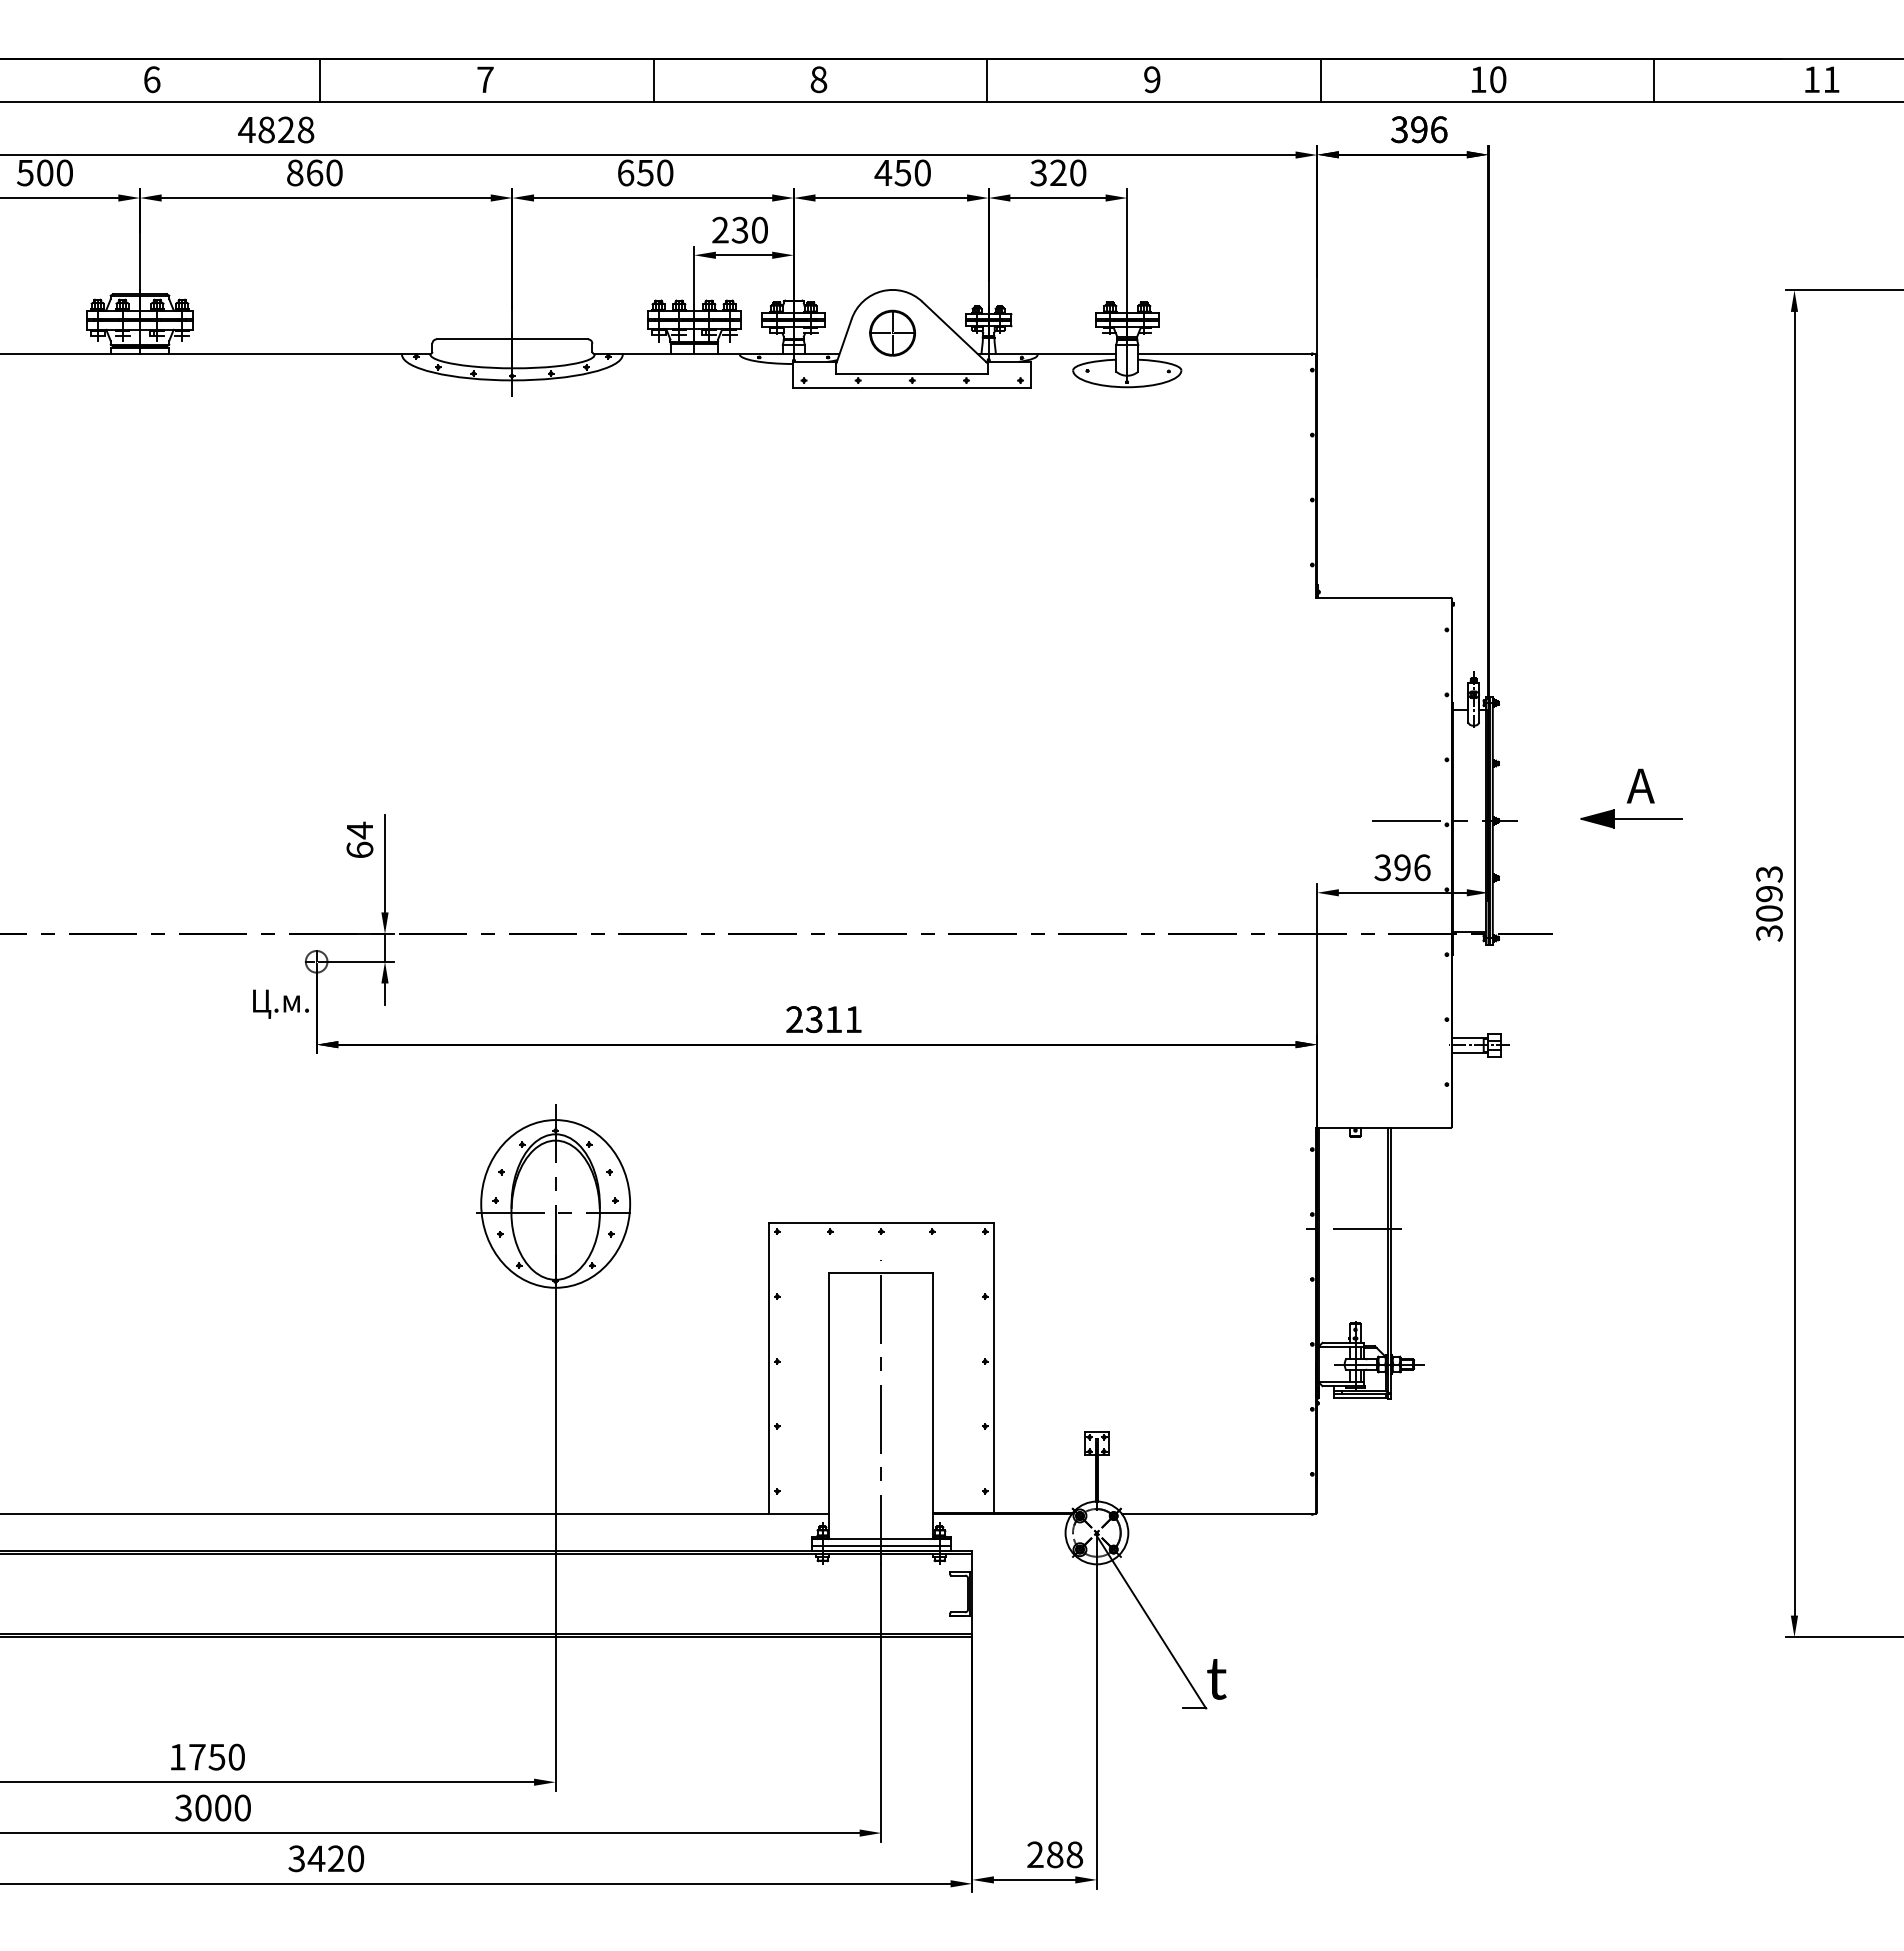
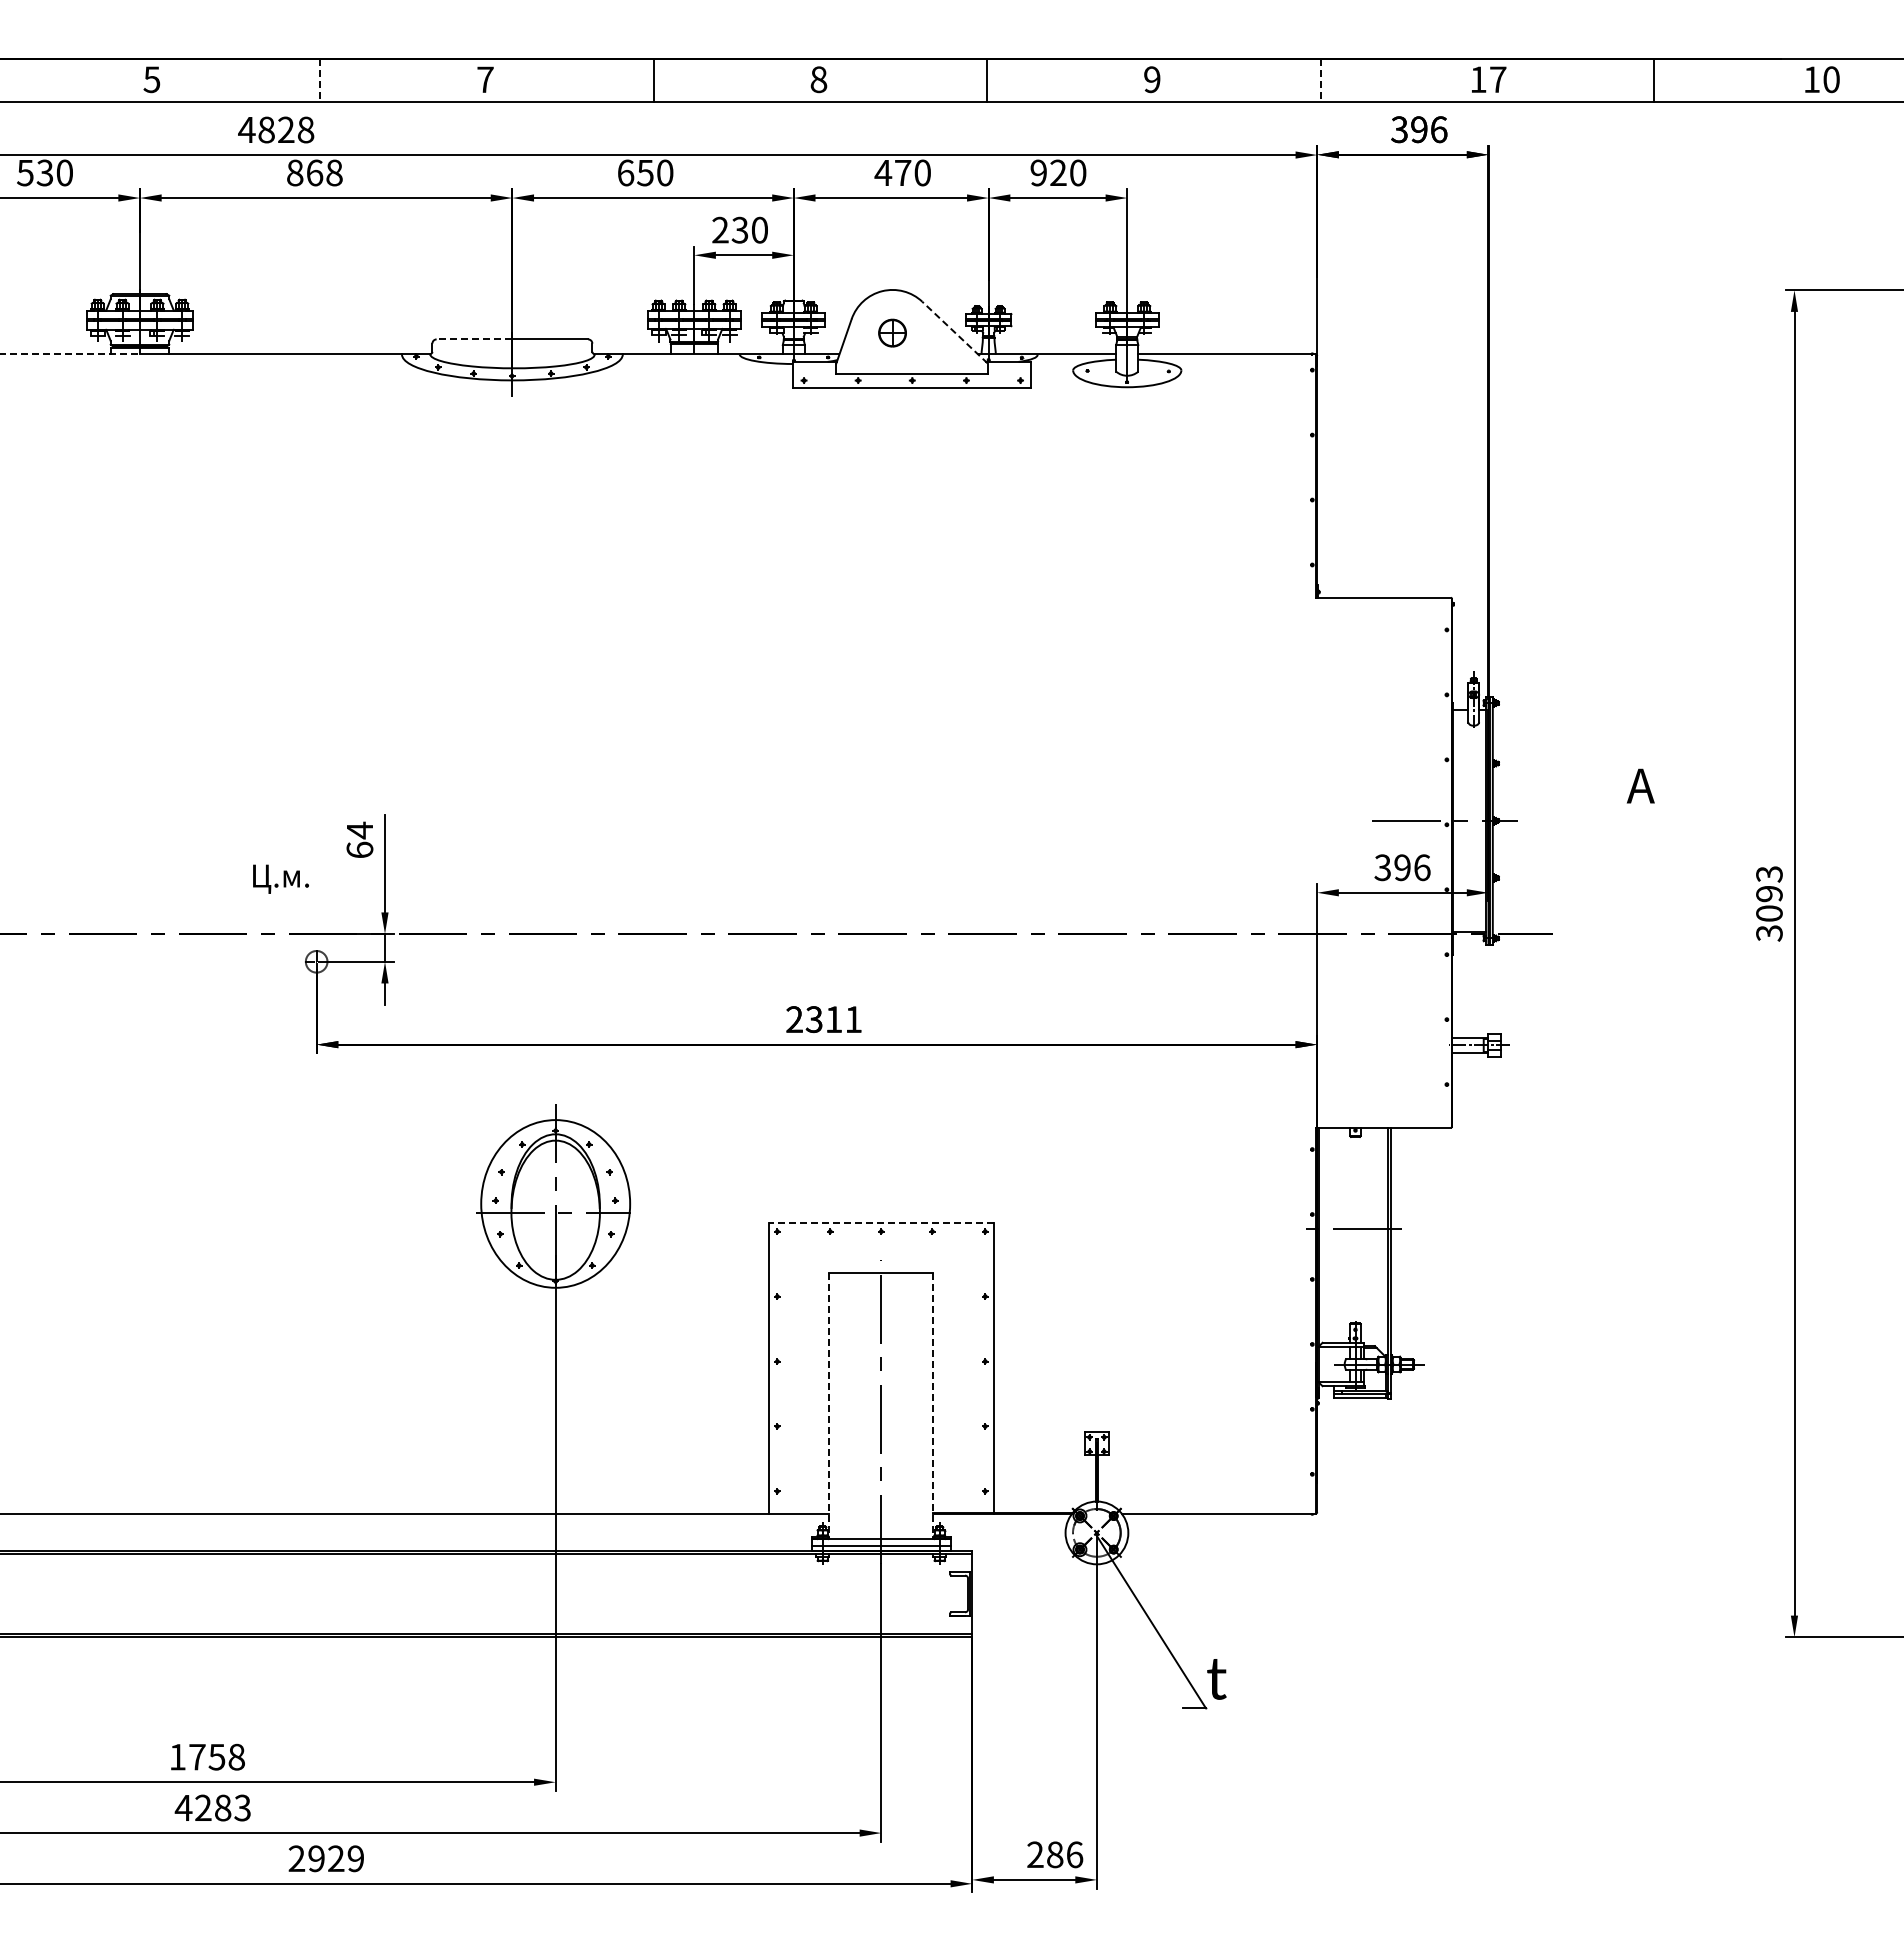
text: 6 -> 5 (151, 79)
text: 10 -> 17 (1498, 79)
text: 11 -> 10 (1831, 79)
line: solid -> dashed (320, 80)
line: solid -> dashed (1320, 80)
text: 500 -> 530 (44, 172)
text: 320 -> 920 (1038, 172)
text: 860 -> 868 (334, 173)
text: 450 -> 470 (902, 173)
part size: 47x48 px -> 29x30 px (892, 332)
line: solid -> dashed (954, 332)
line: solid -> dashed (474, 339)
line: solid -> dashed (70, 354)
part: present -> none (1631, 818)
text position: (280, 1003) -> (280, 878) (280, 878)
line: solid -> dashed (881, 1222)
line: solid -> dashed (829, 1406)
line: solid -> dashed (933, 1406)
text: 1750 -> 1758 (236, 1757)
text: 3000 -> 4283 (212, 1807)
text: 288 -> 286 (1074, 1854)
text: 3420 -> 2929 (326, 1858)
